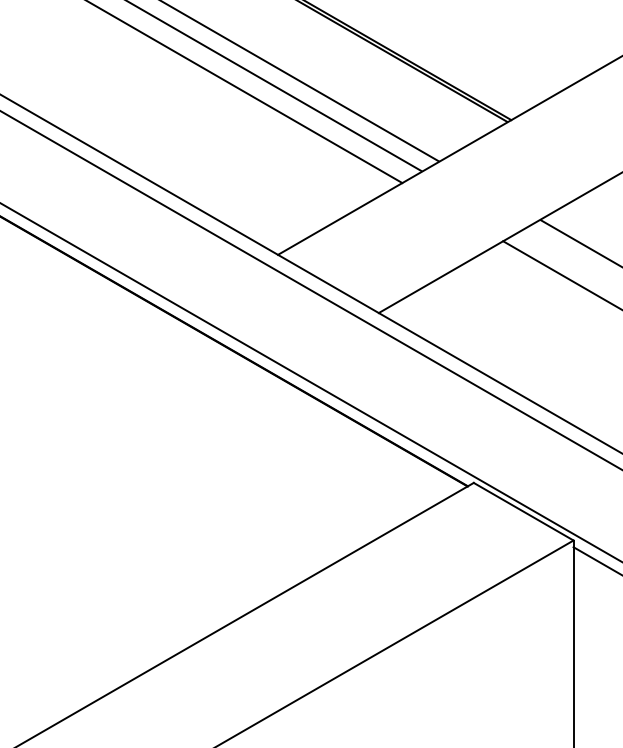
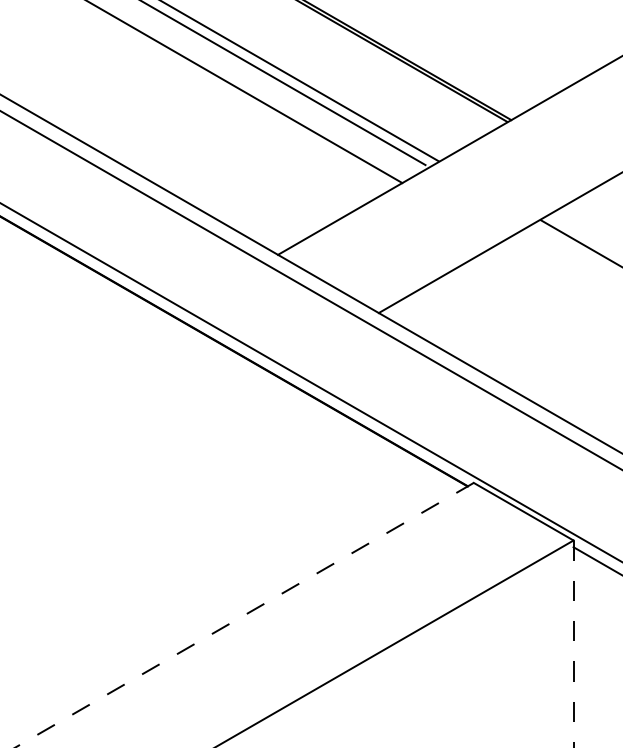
line position: (275, 86) -> (284, 83) (284, 83)
line: present -> none (561, 274)
line: solid -> dashed (244, 615)
line: solid -> dashed (573, 644)
